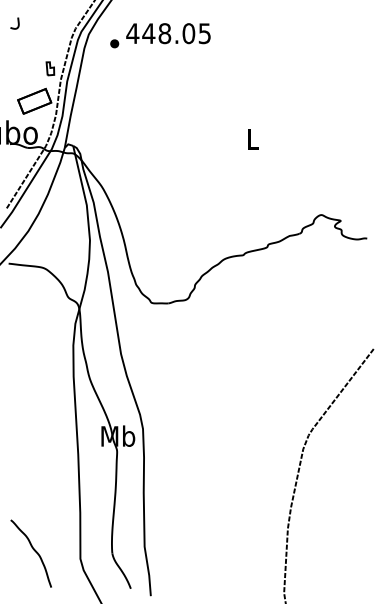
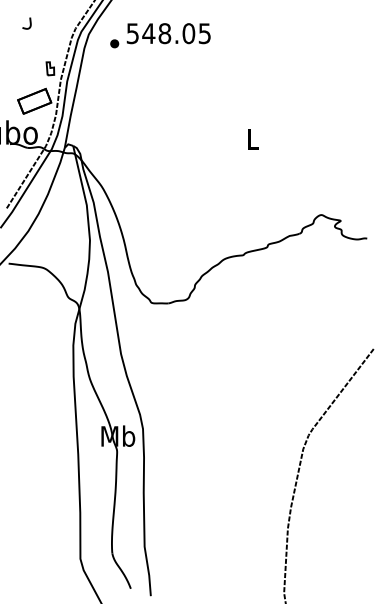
curve position: (17, 23) -> (29, 23) (29, 23)
text: 448.05 -> 548.05 (132, 33)
curve: present -> none (33, 550)
